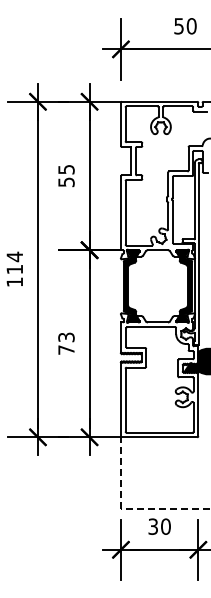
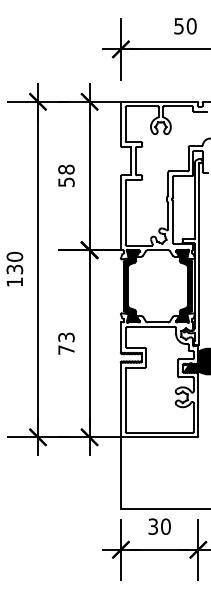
text: 55 -> 58 (66, 169)
text: 114 -> 130 (14, 262)
line: dashed -> solid (128, 508)
